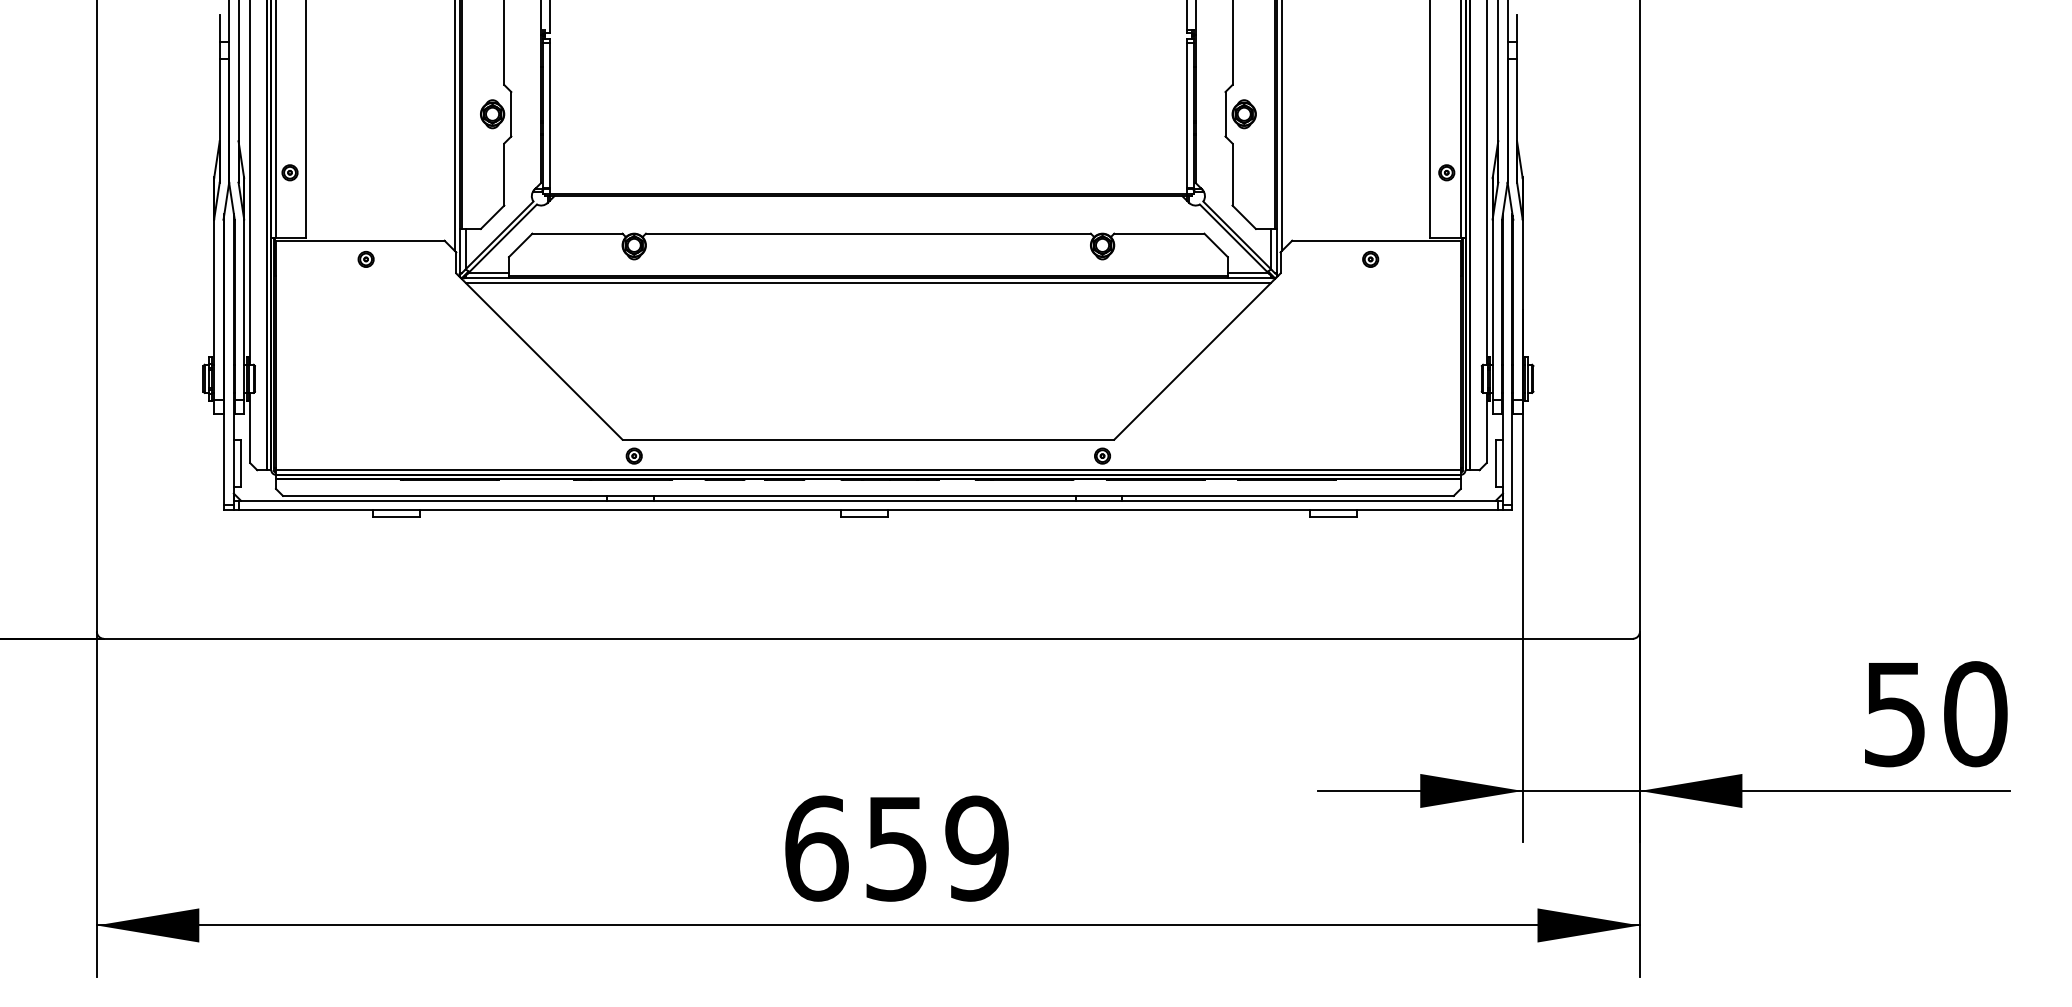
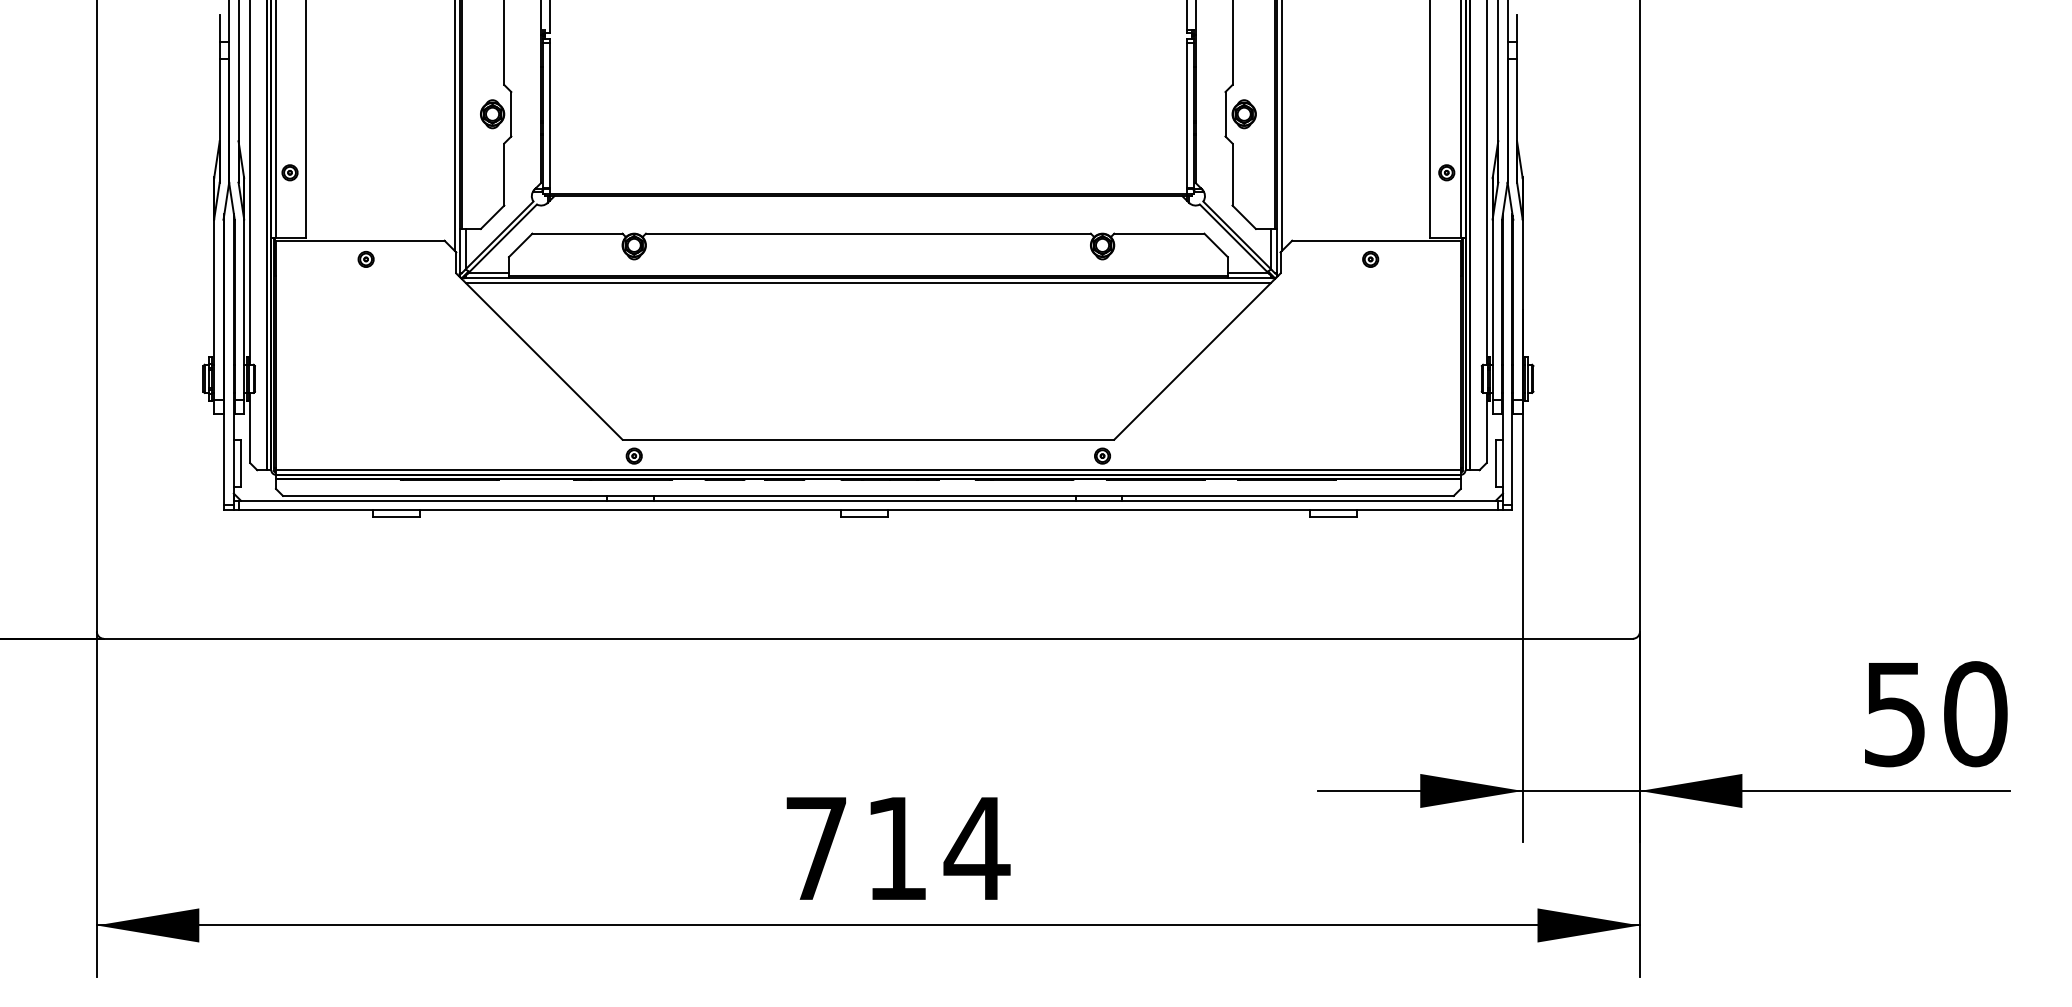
text: 659 -> 714 (897, 848)
